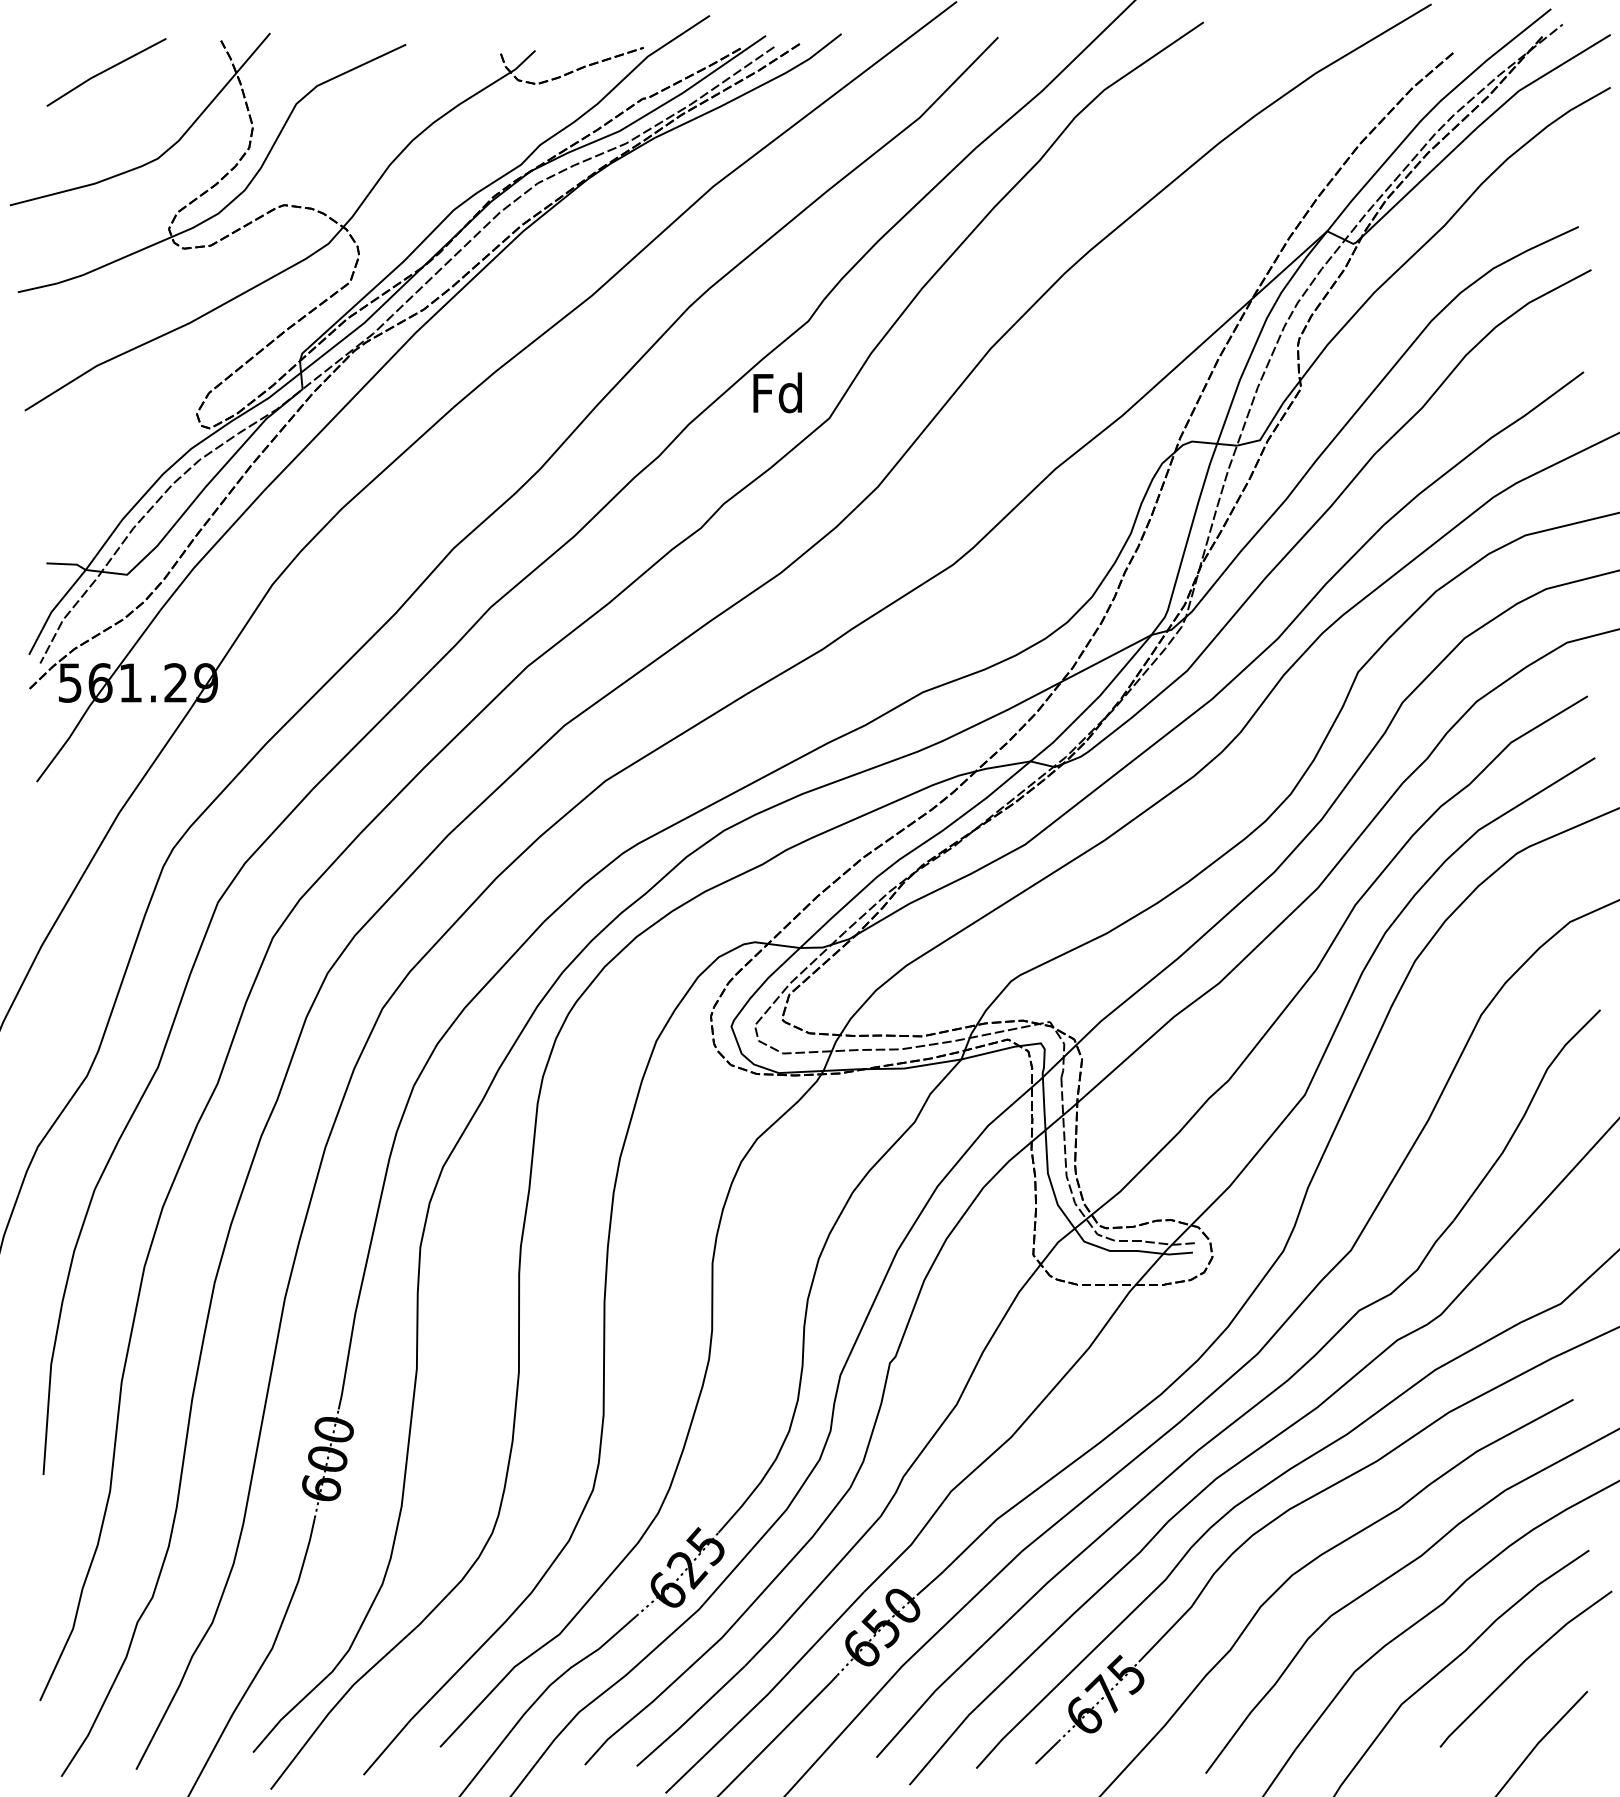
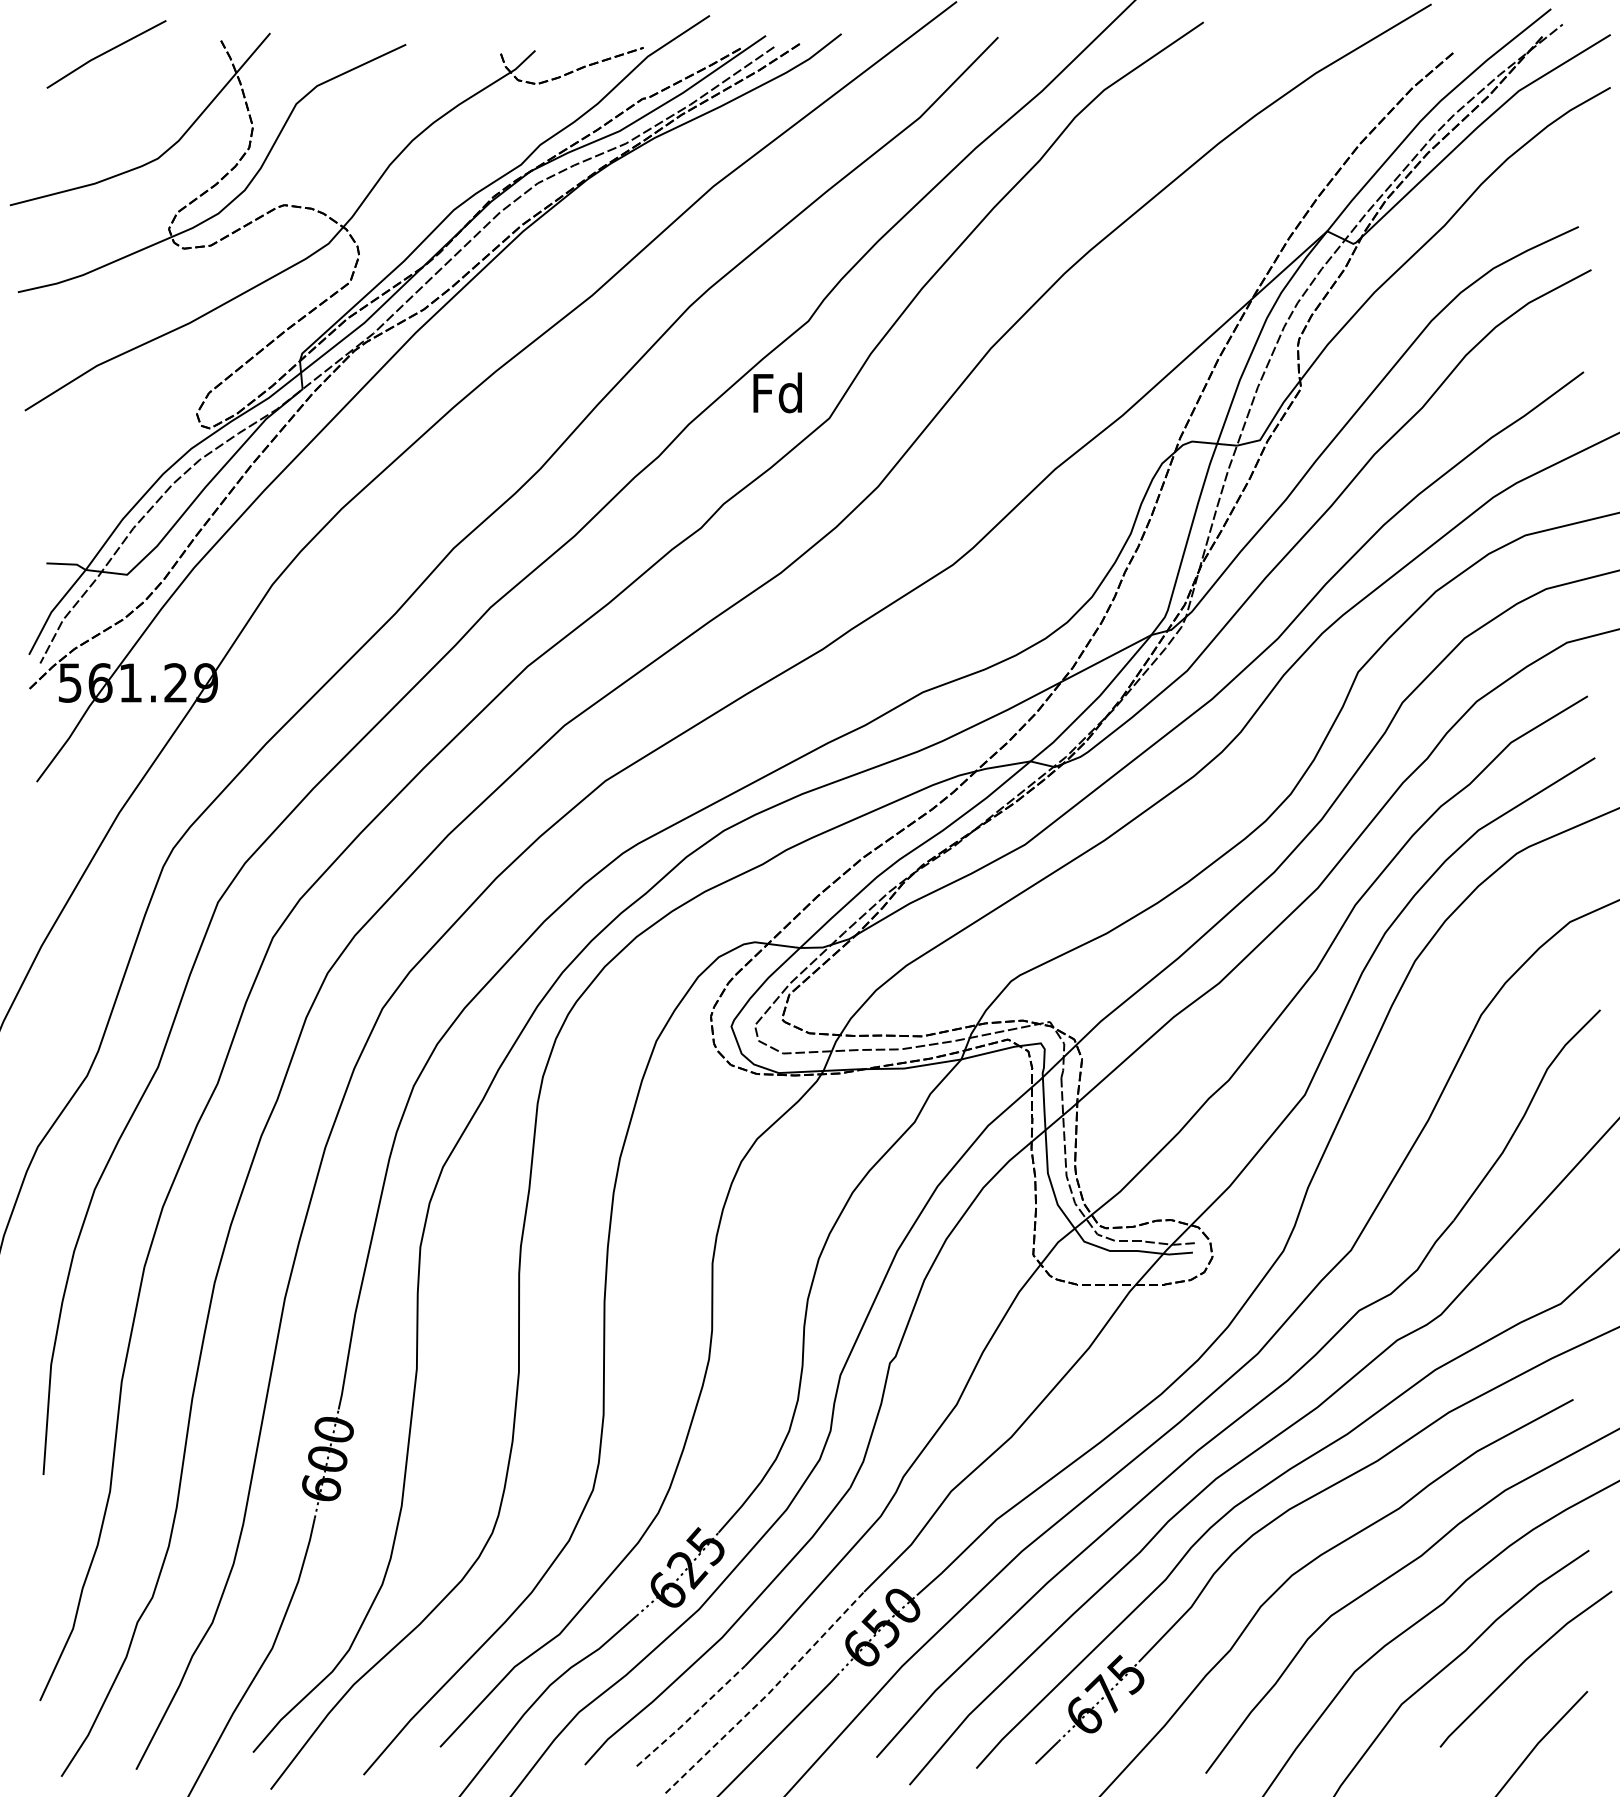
line position: (106, 71) -> (106, 53) (106, 53)
line: solid -> dashed (768, 1694)
line: solid -> dashed (691, 1717)
